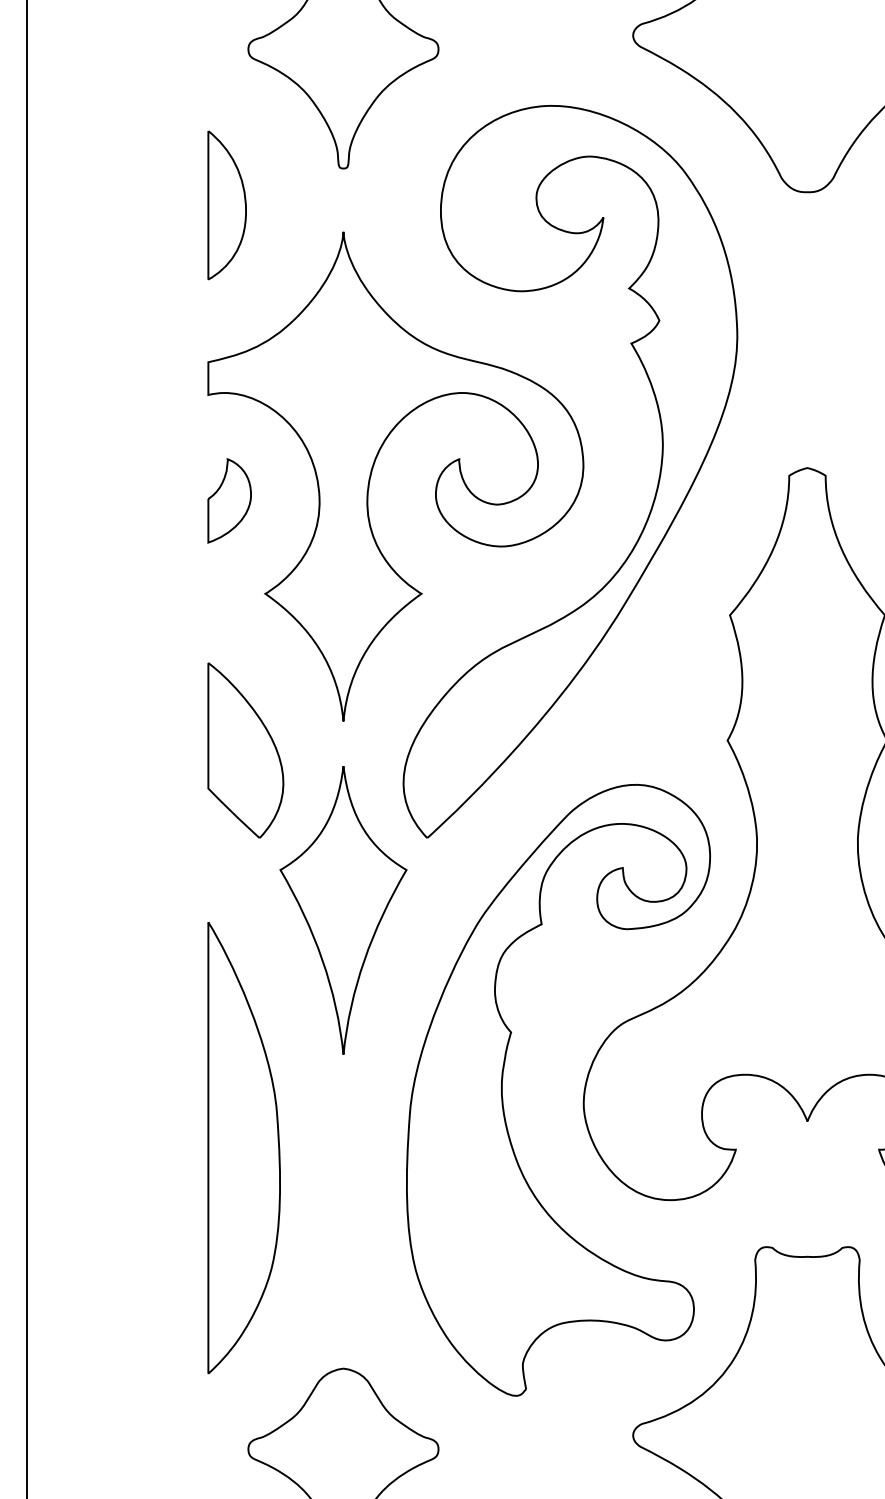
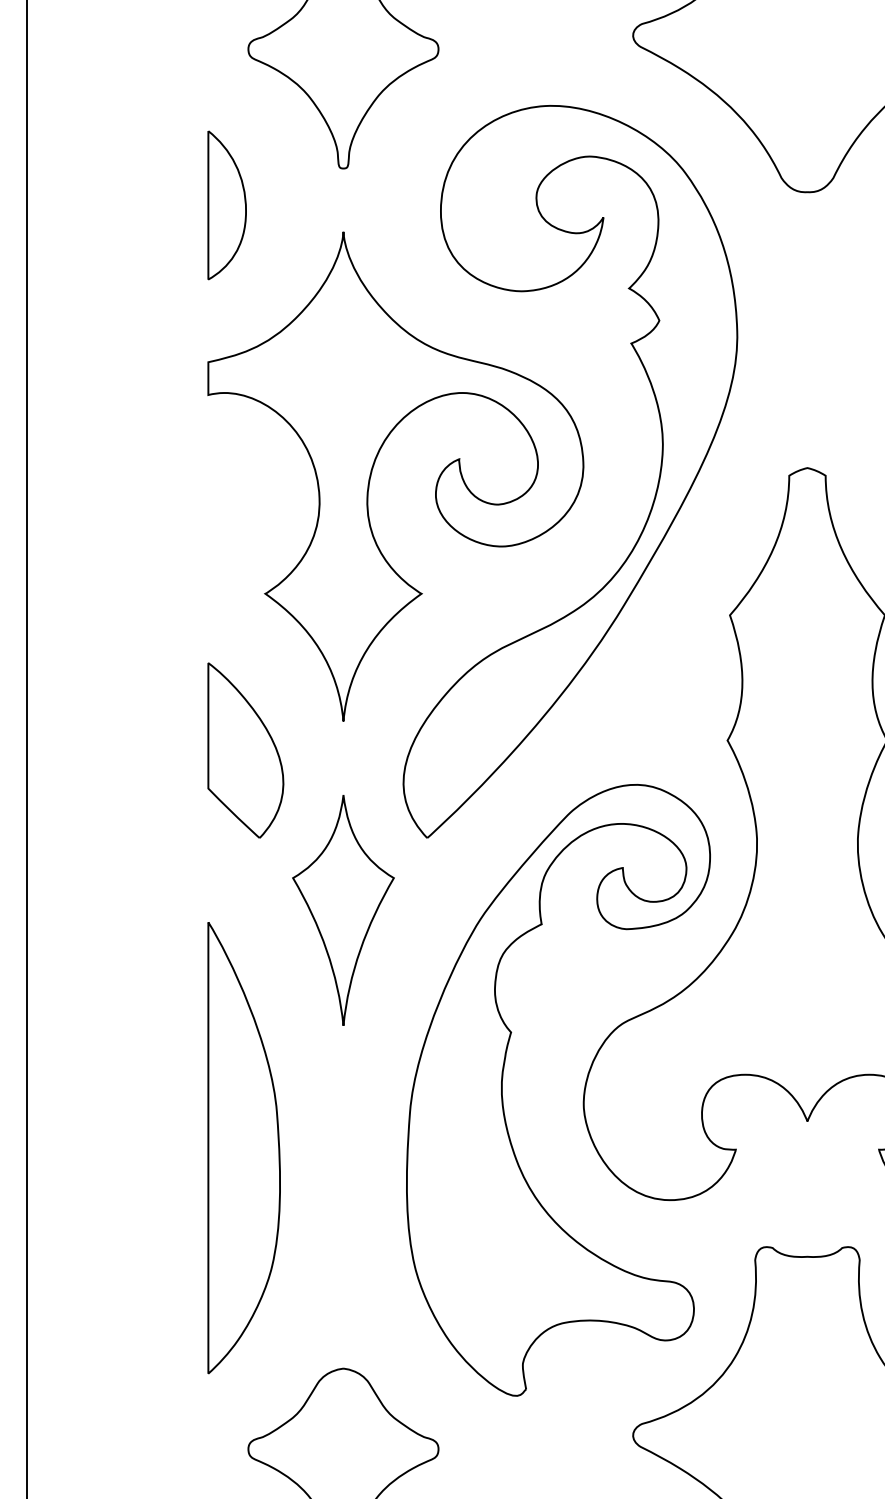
part: present -> none (229, 500)
part size: 129x289 px -> 103x231 px (343, 910)
